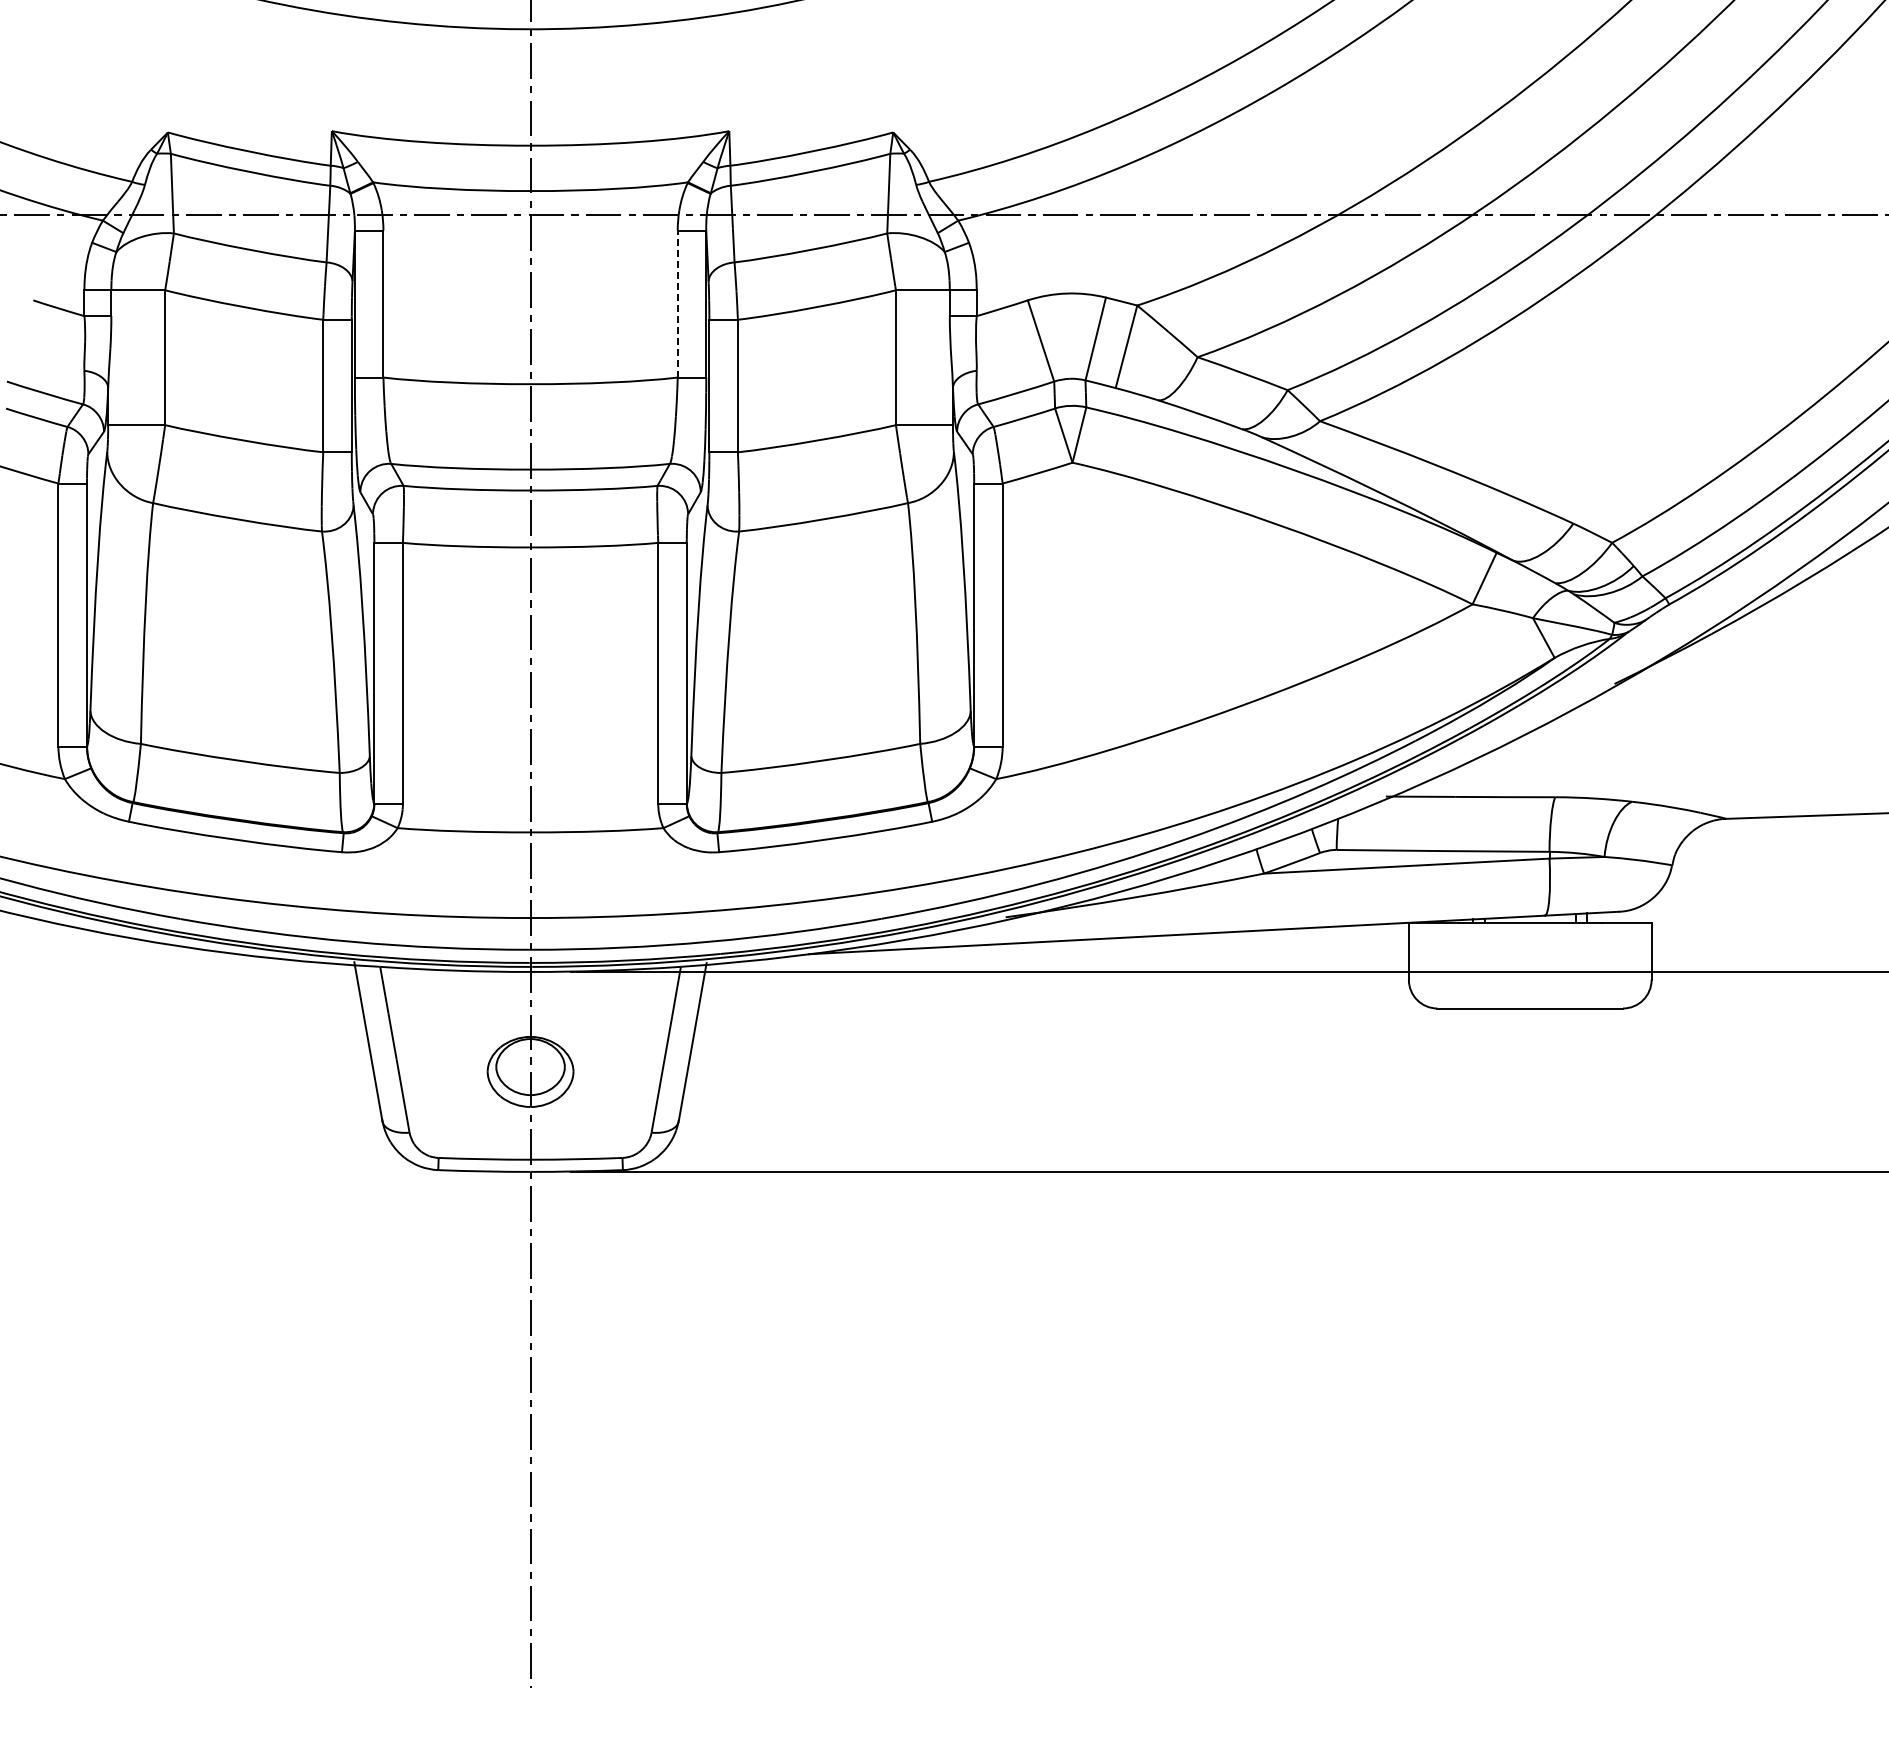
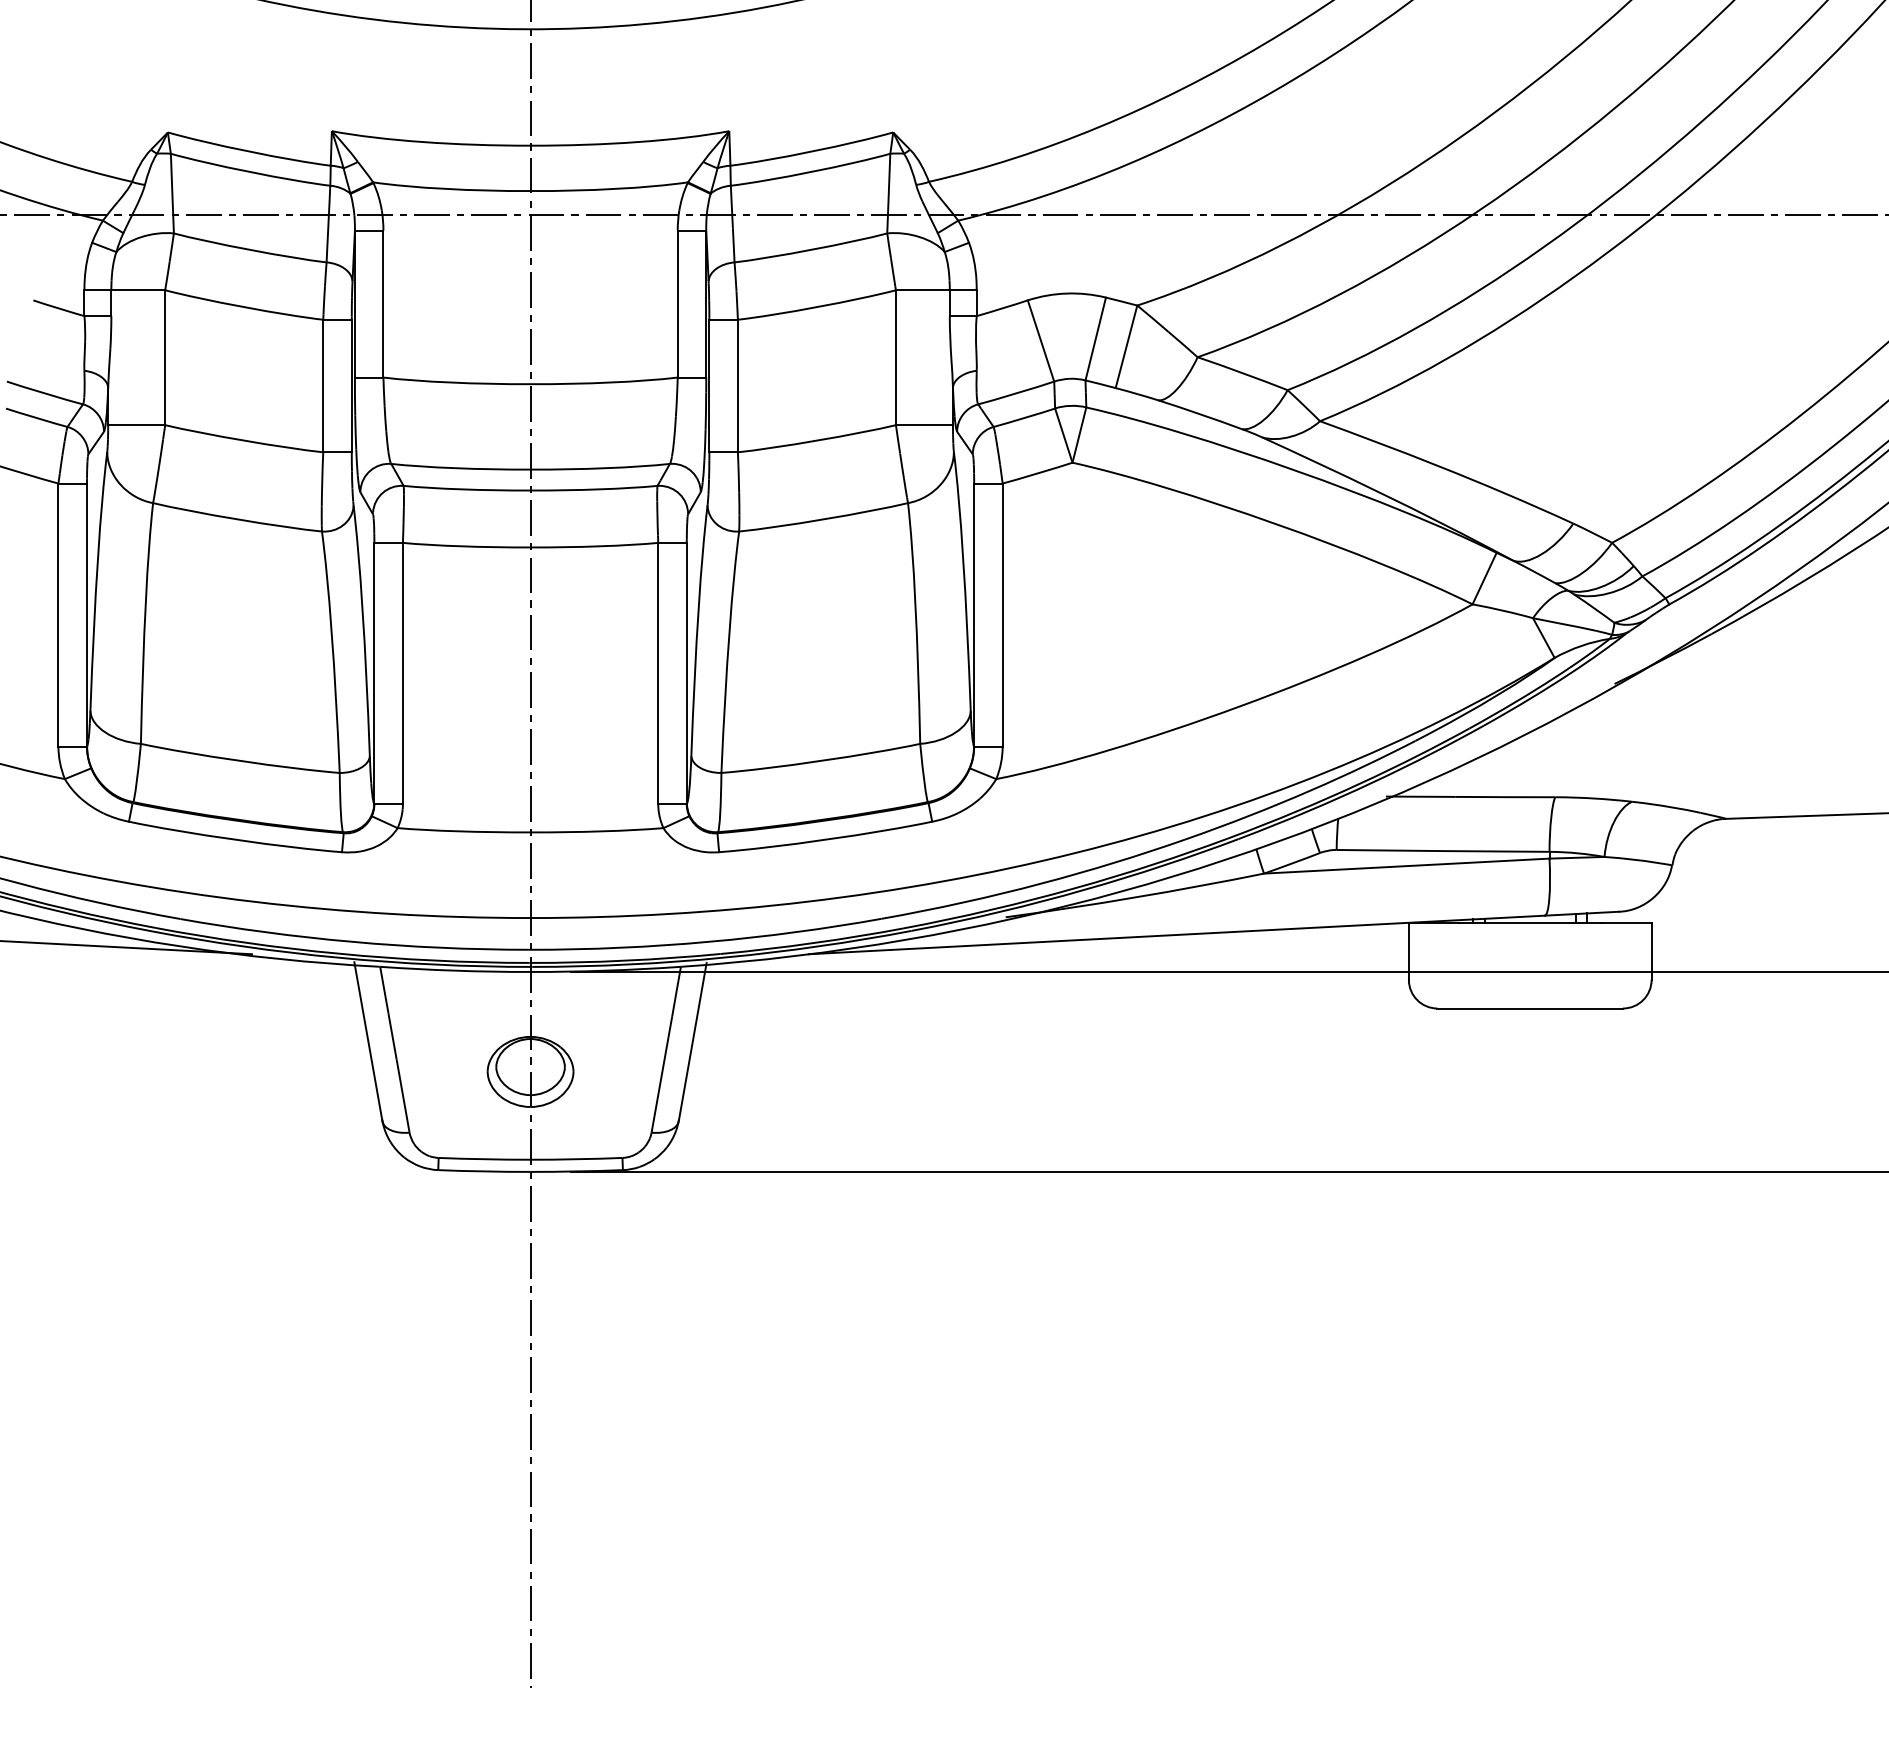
line: dashed -> solid (677, 303)
line: none -> present (127, 947)
